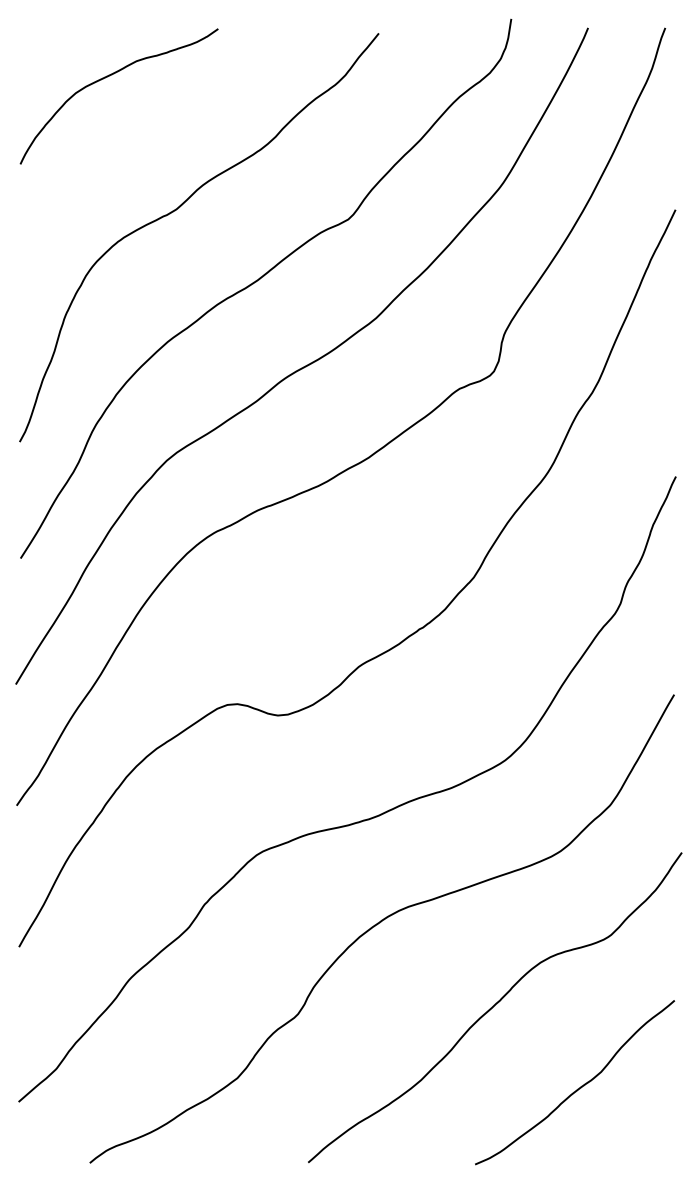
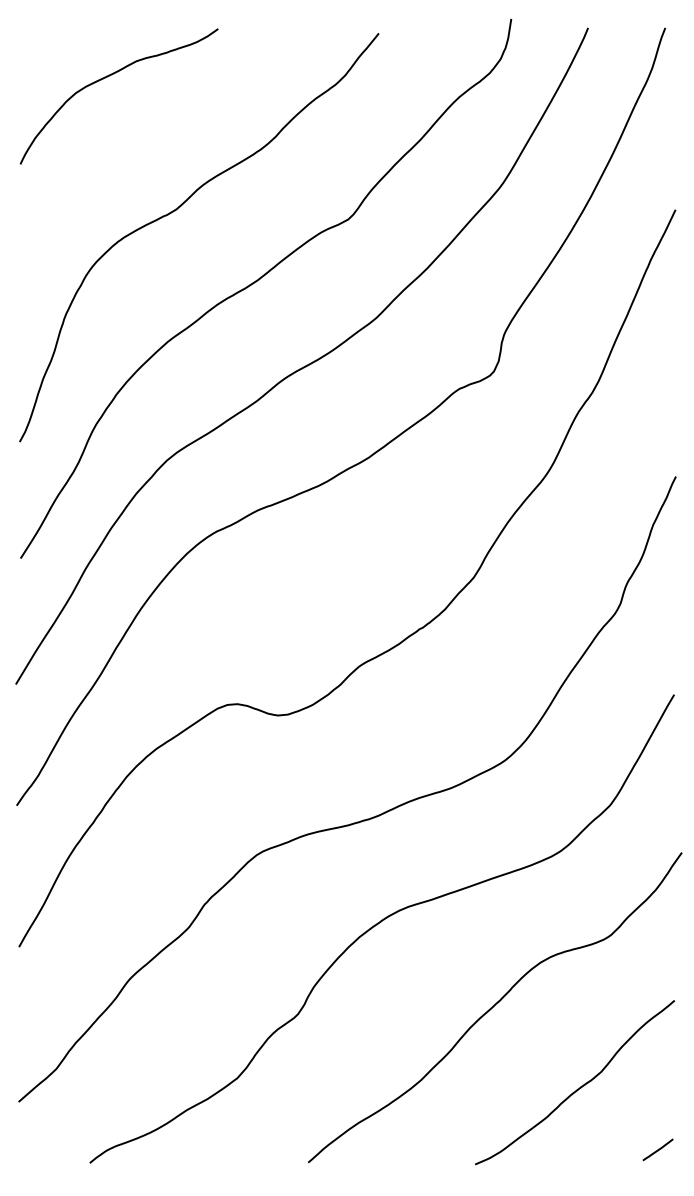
line: none -> present (657, 1149)
